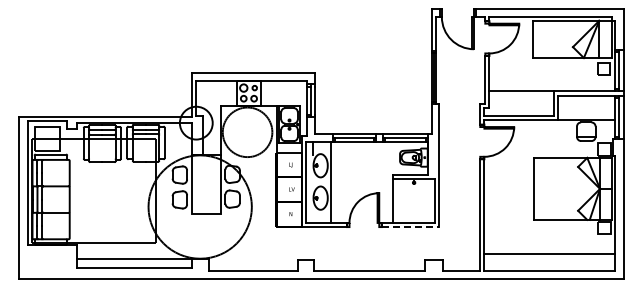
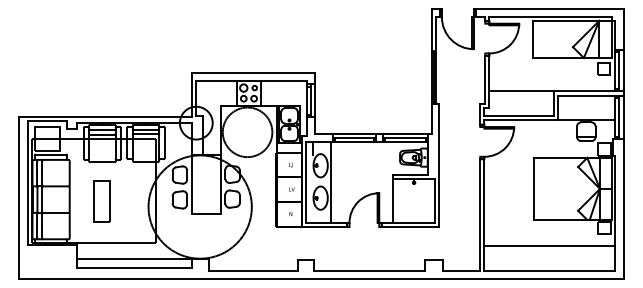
part: none -> present (101, 201)
line: dashed -> solid (410, 227)
line position: (549, 254) -> (549, 246) (549, 246)
